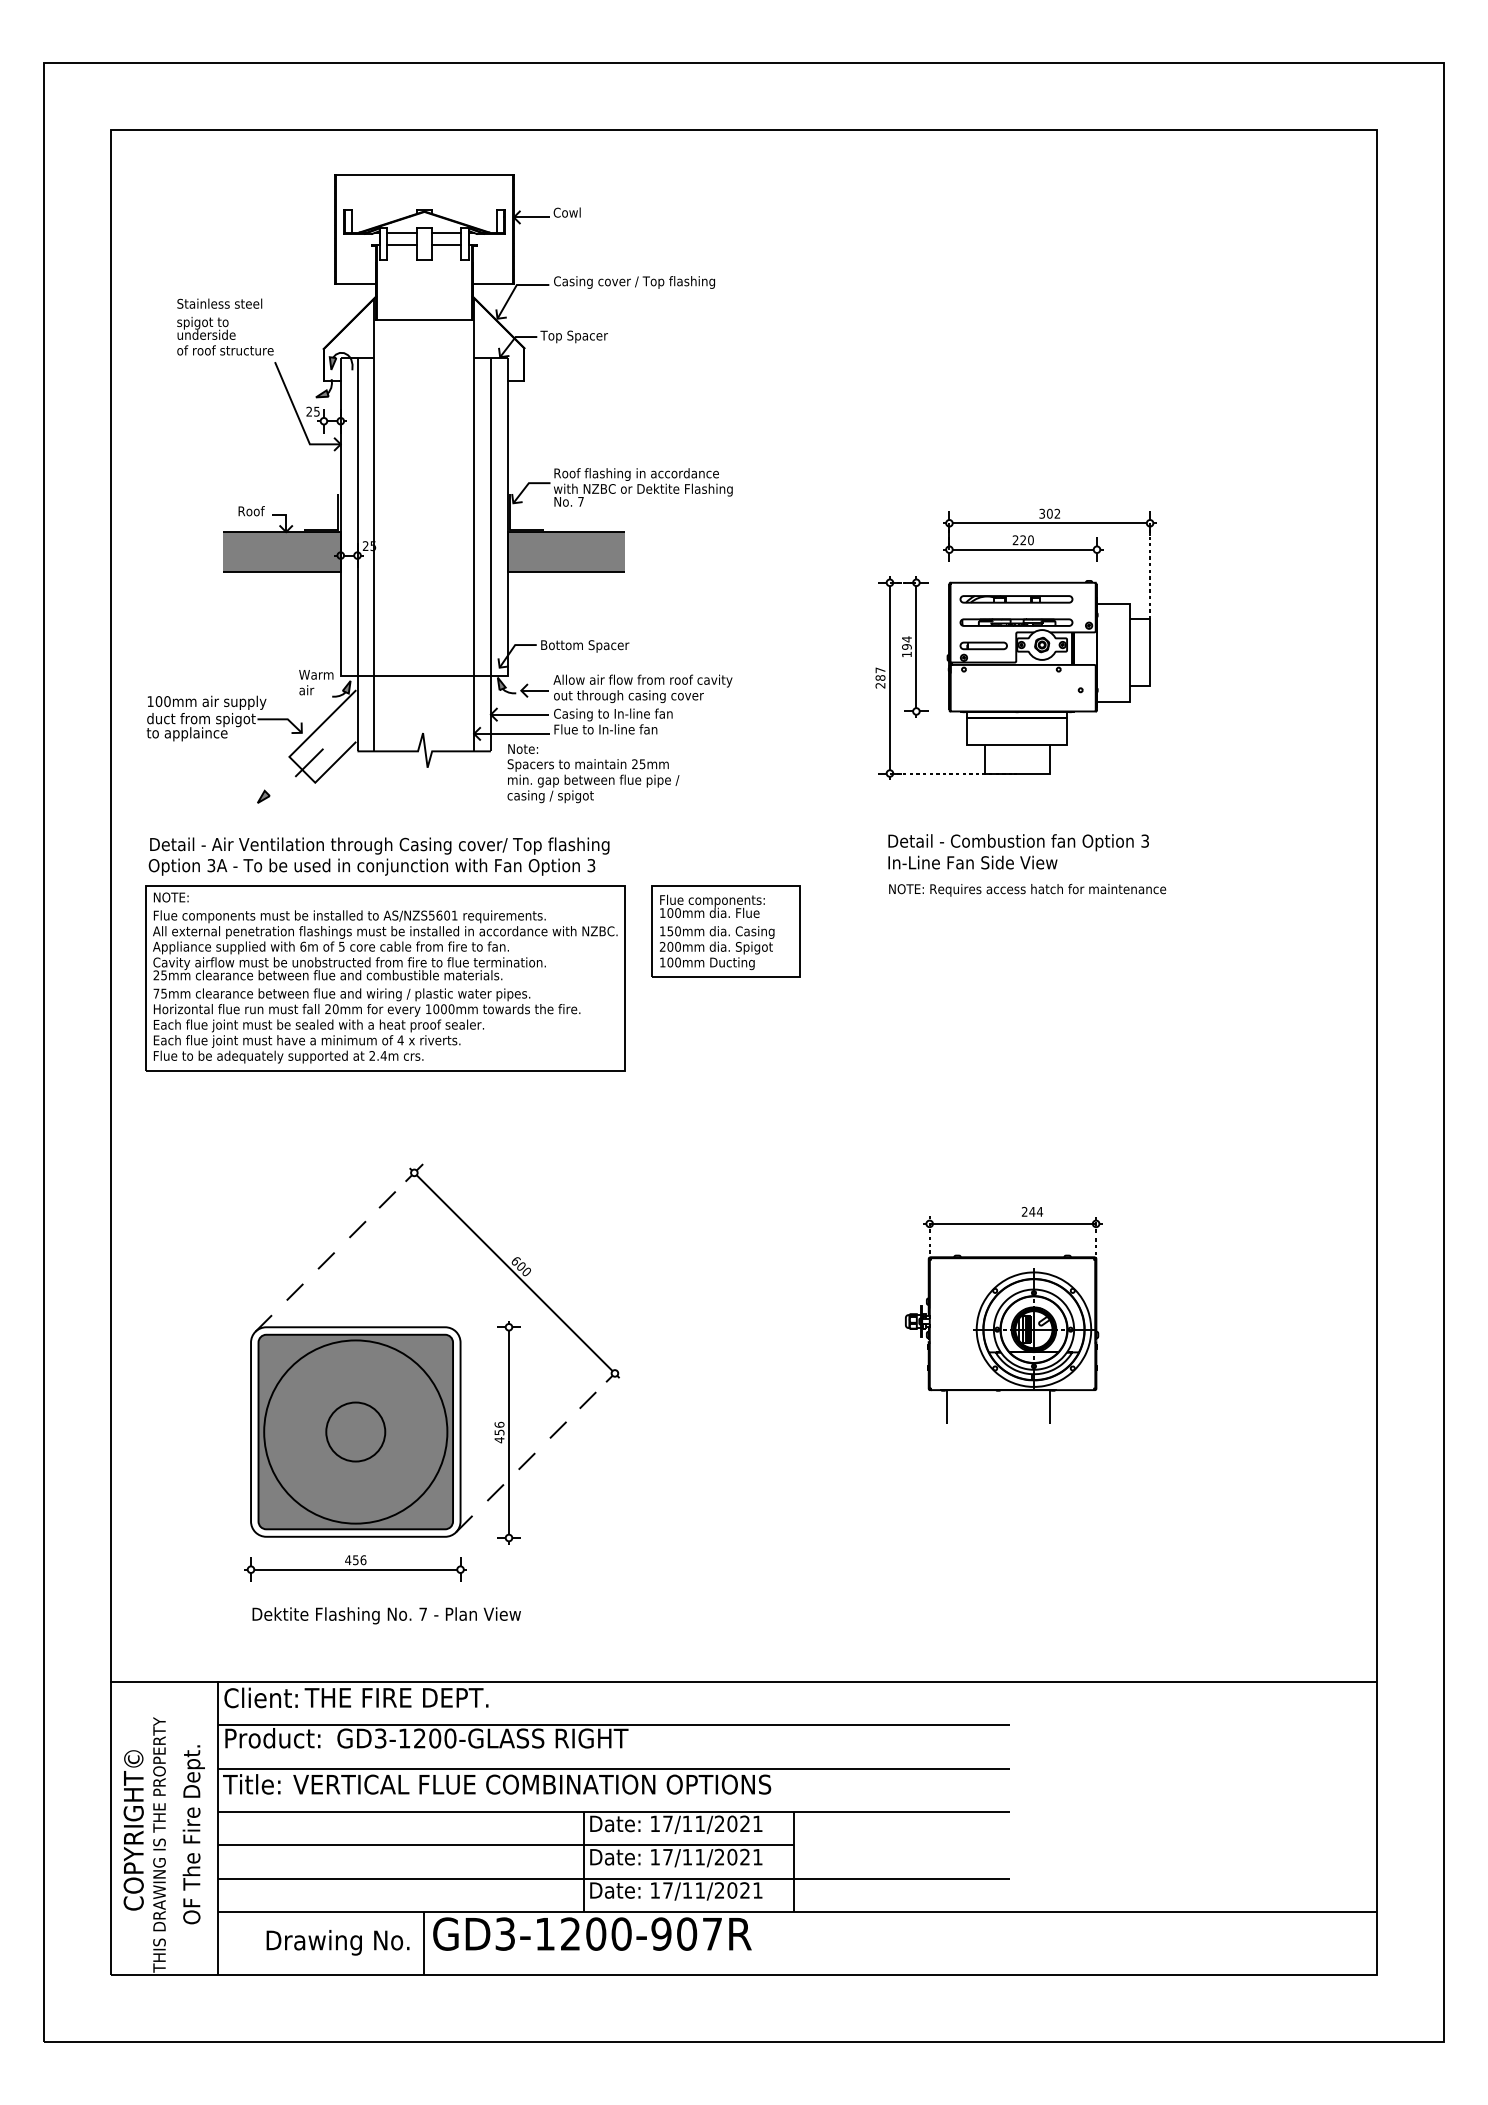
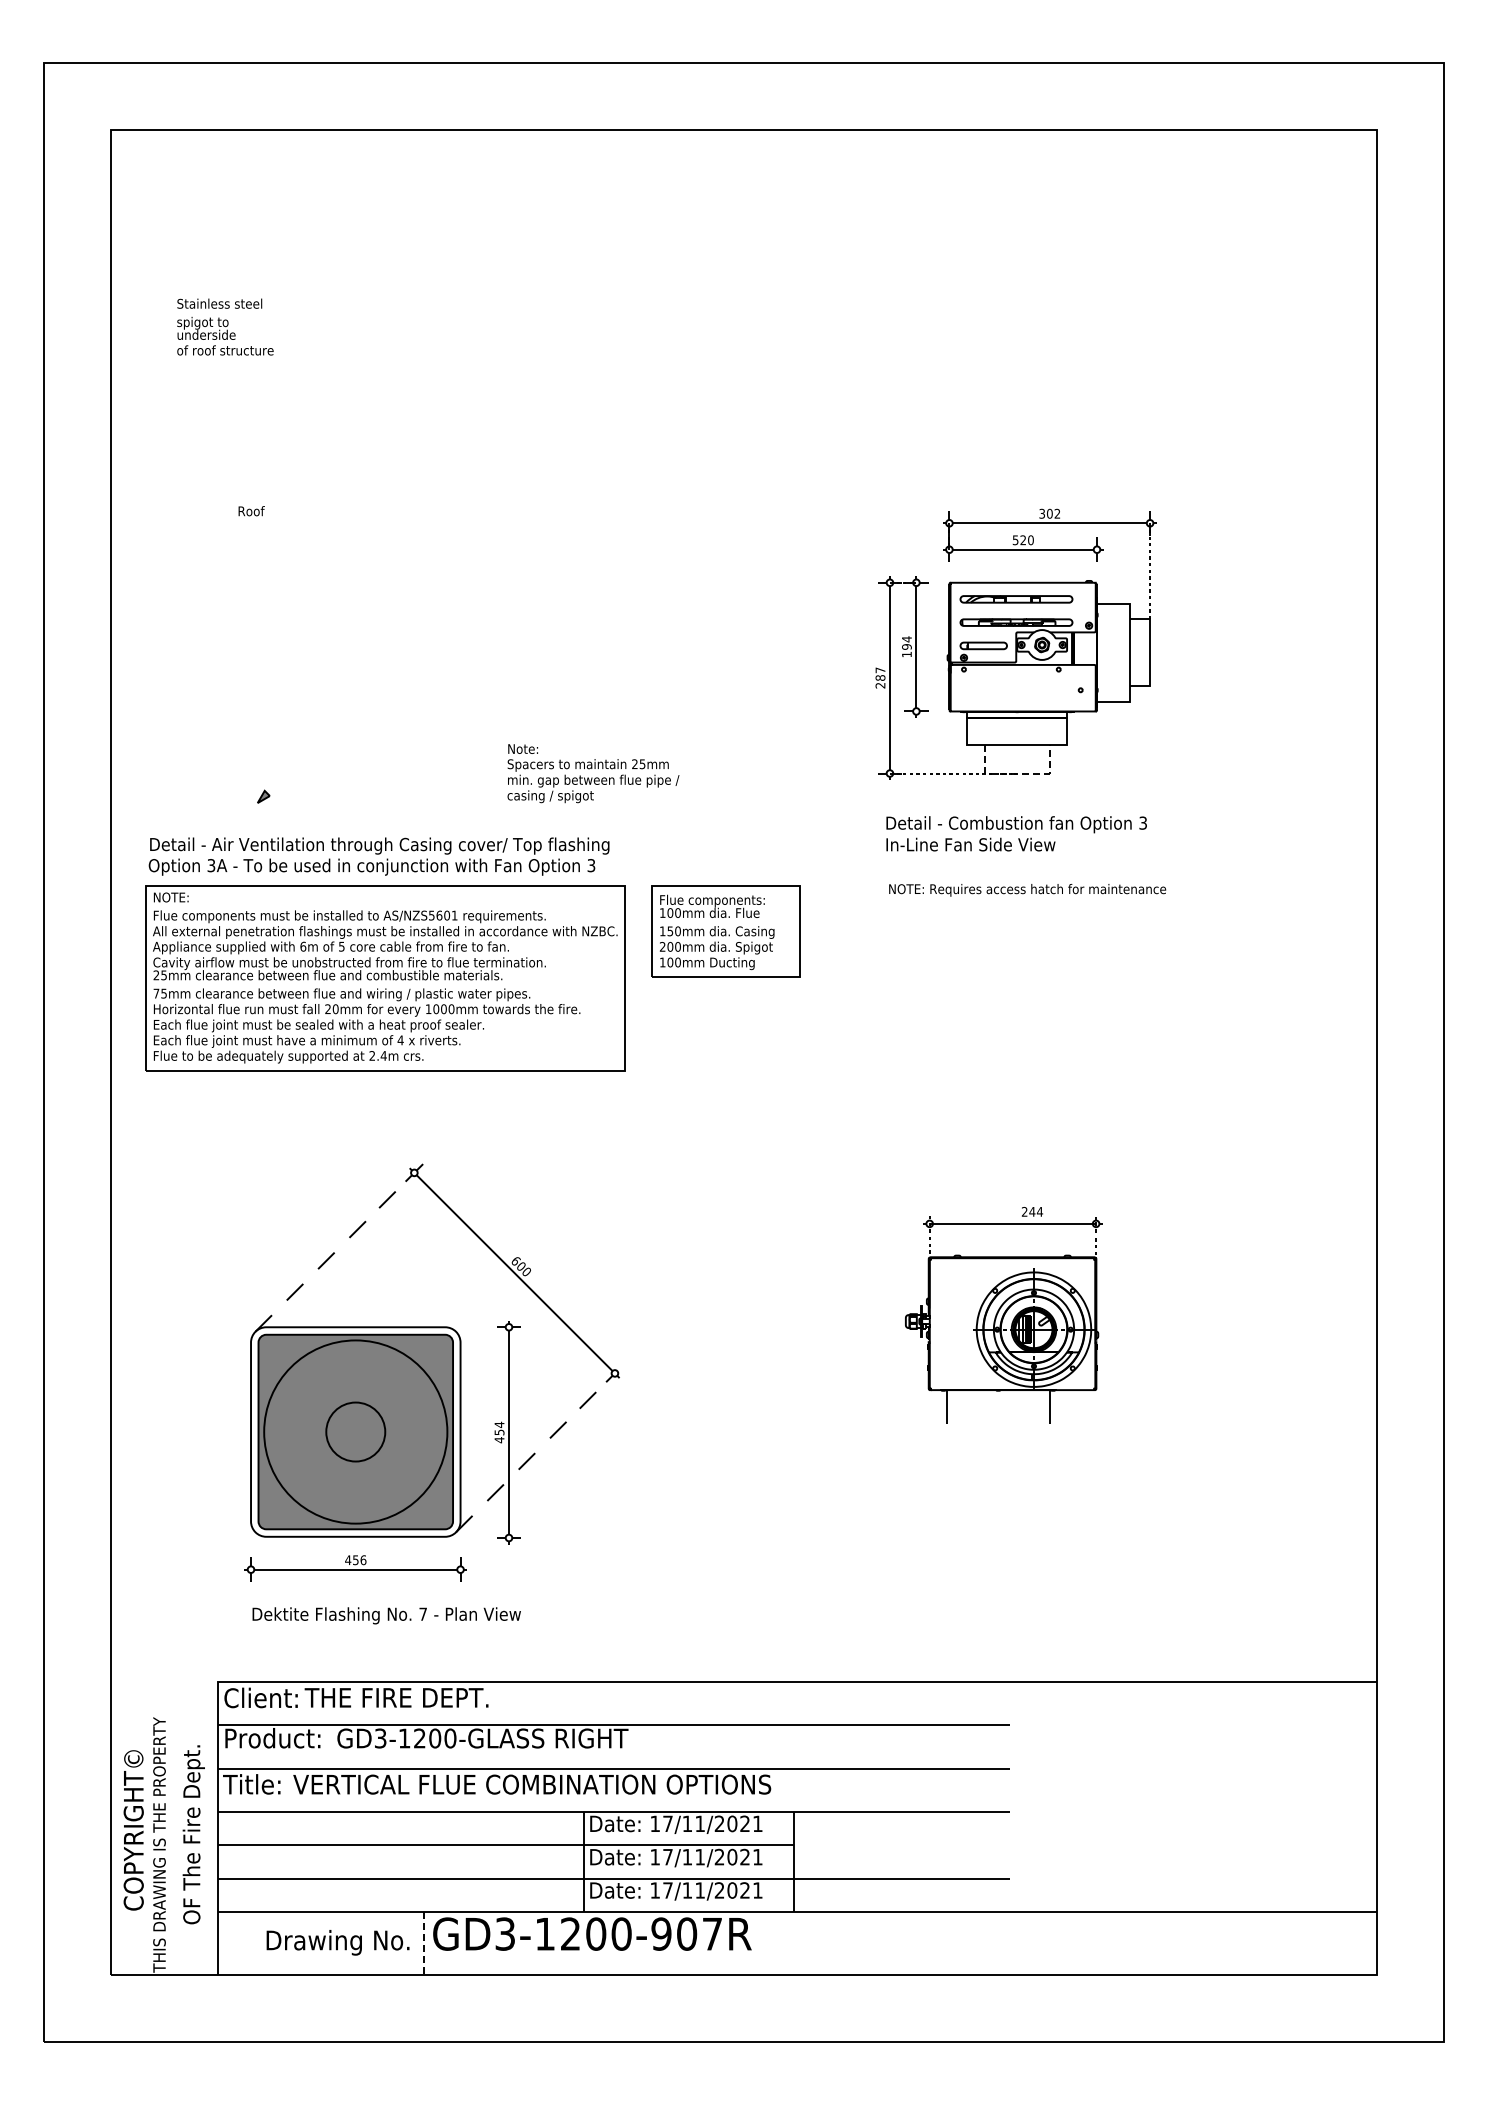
part: present -> none (439, 478)
text: 220 -> 520 (1015, 540)
line: solid -> dashed (1017, 773)
text position: (1018, 851) -> (1016, 833) (1016, 833)
text: 456 -> 454 (499, 1424)
line: present -> none (164, 1682)
line: solid -> dashed (424, 1943)
